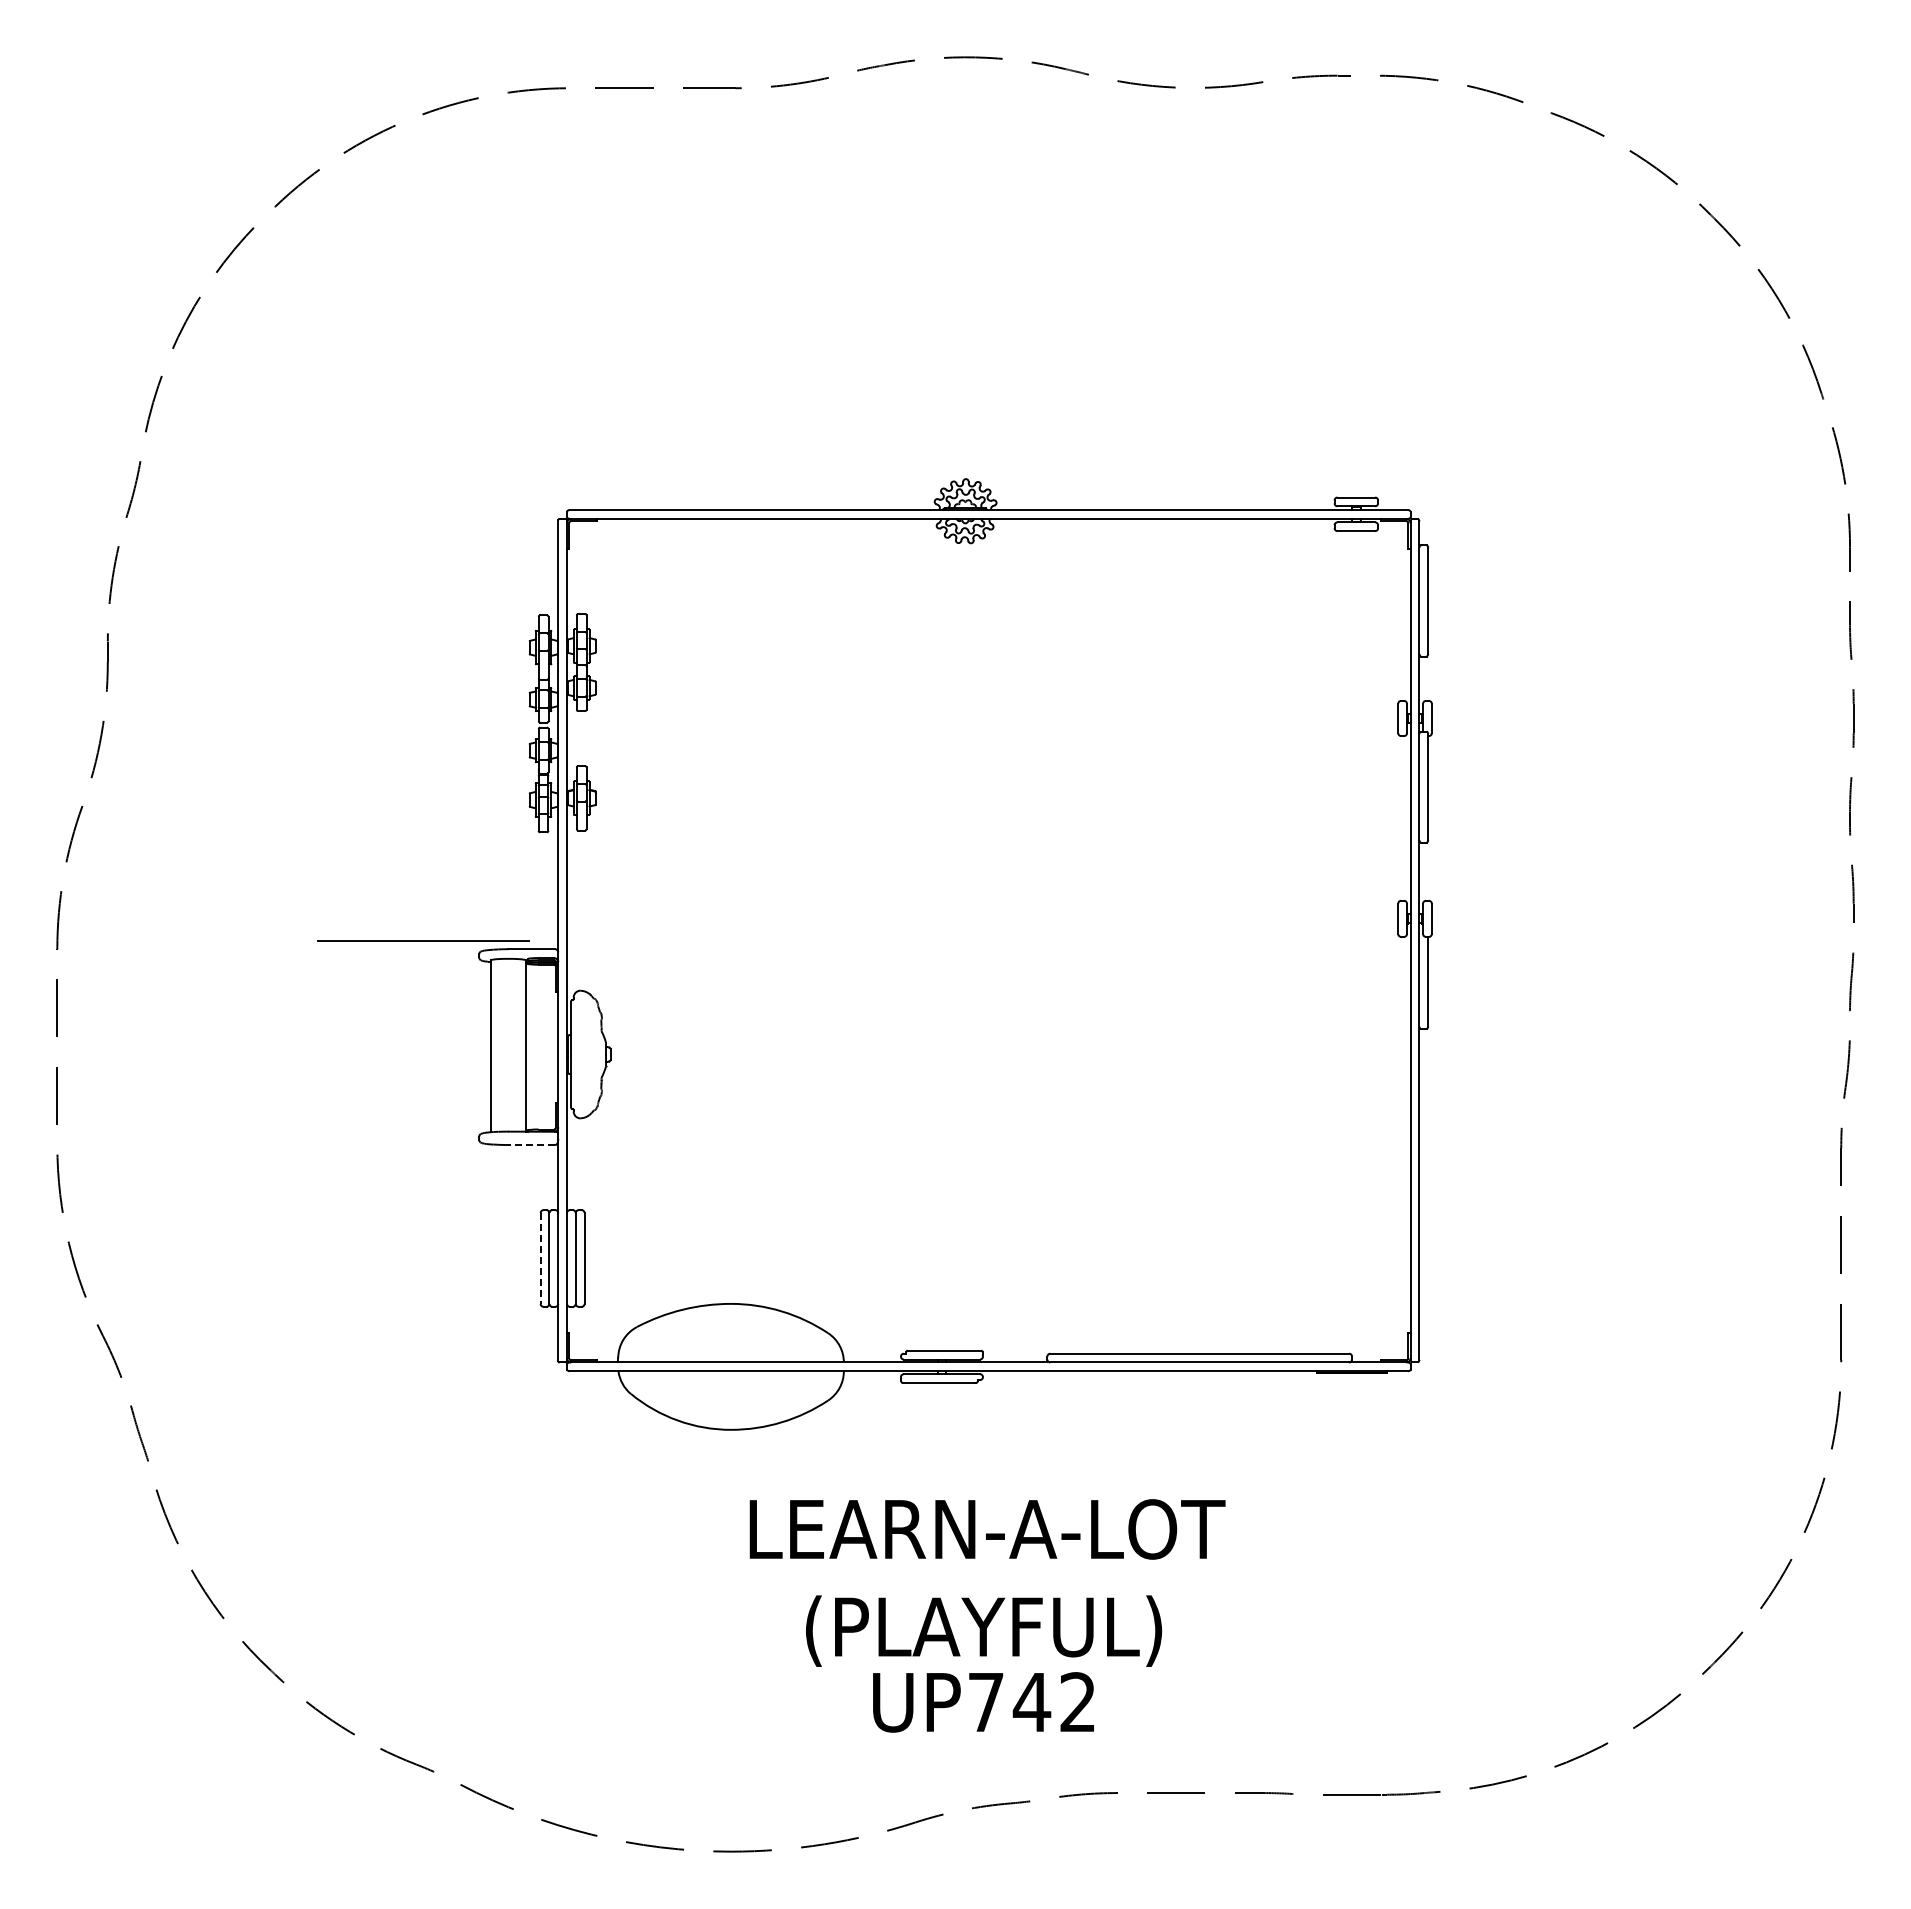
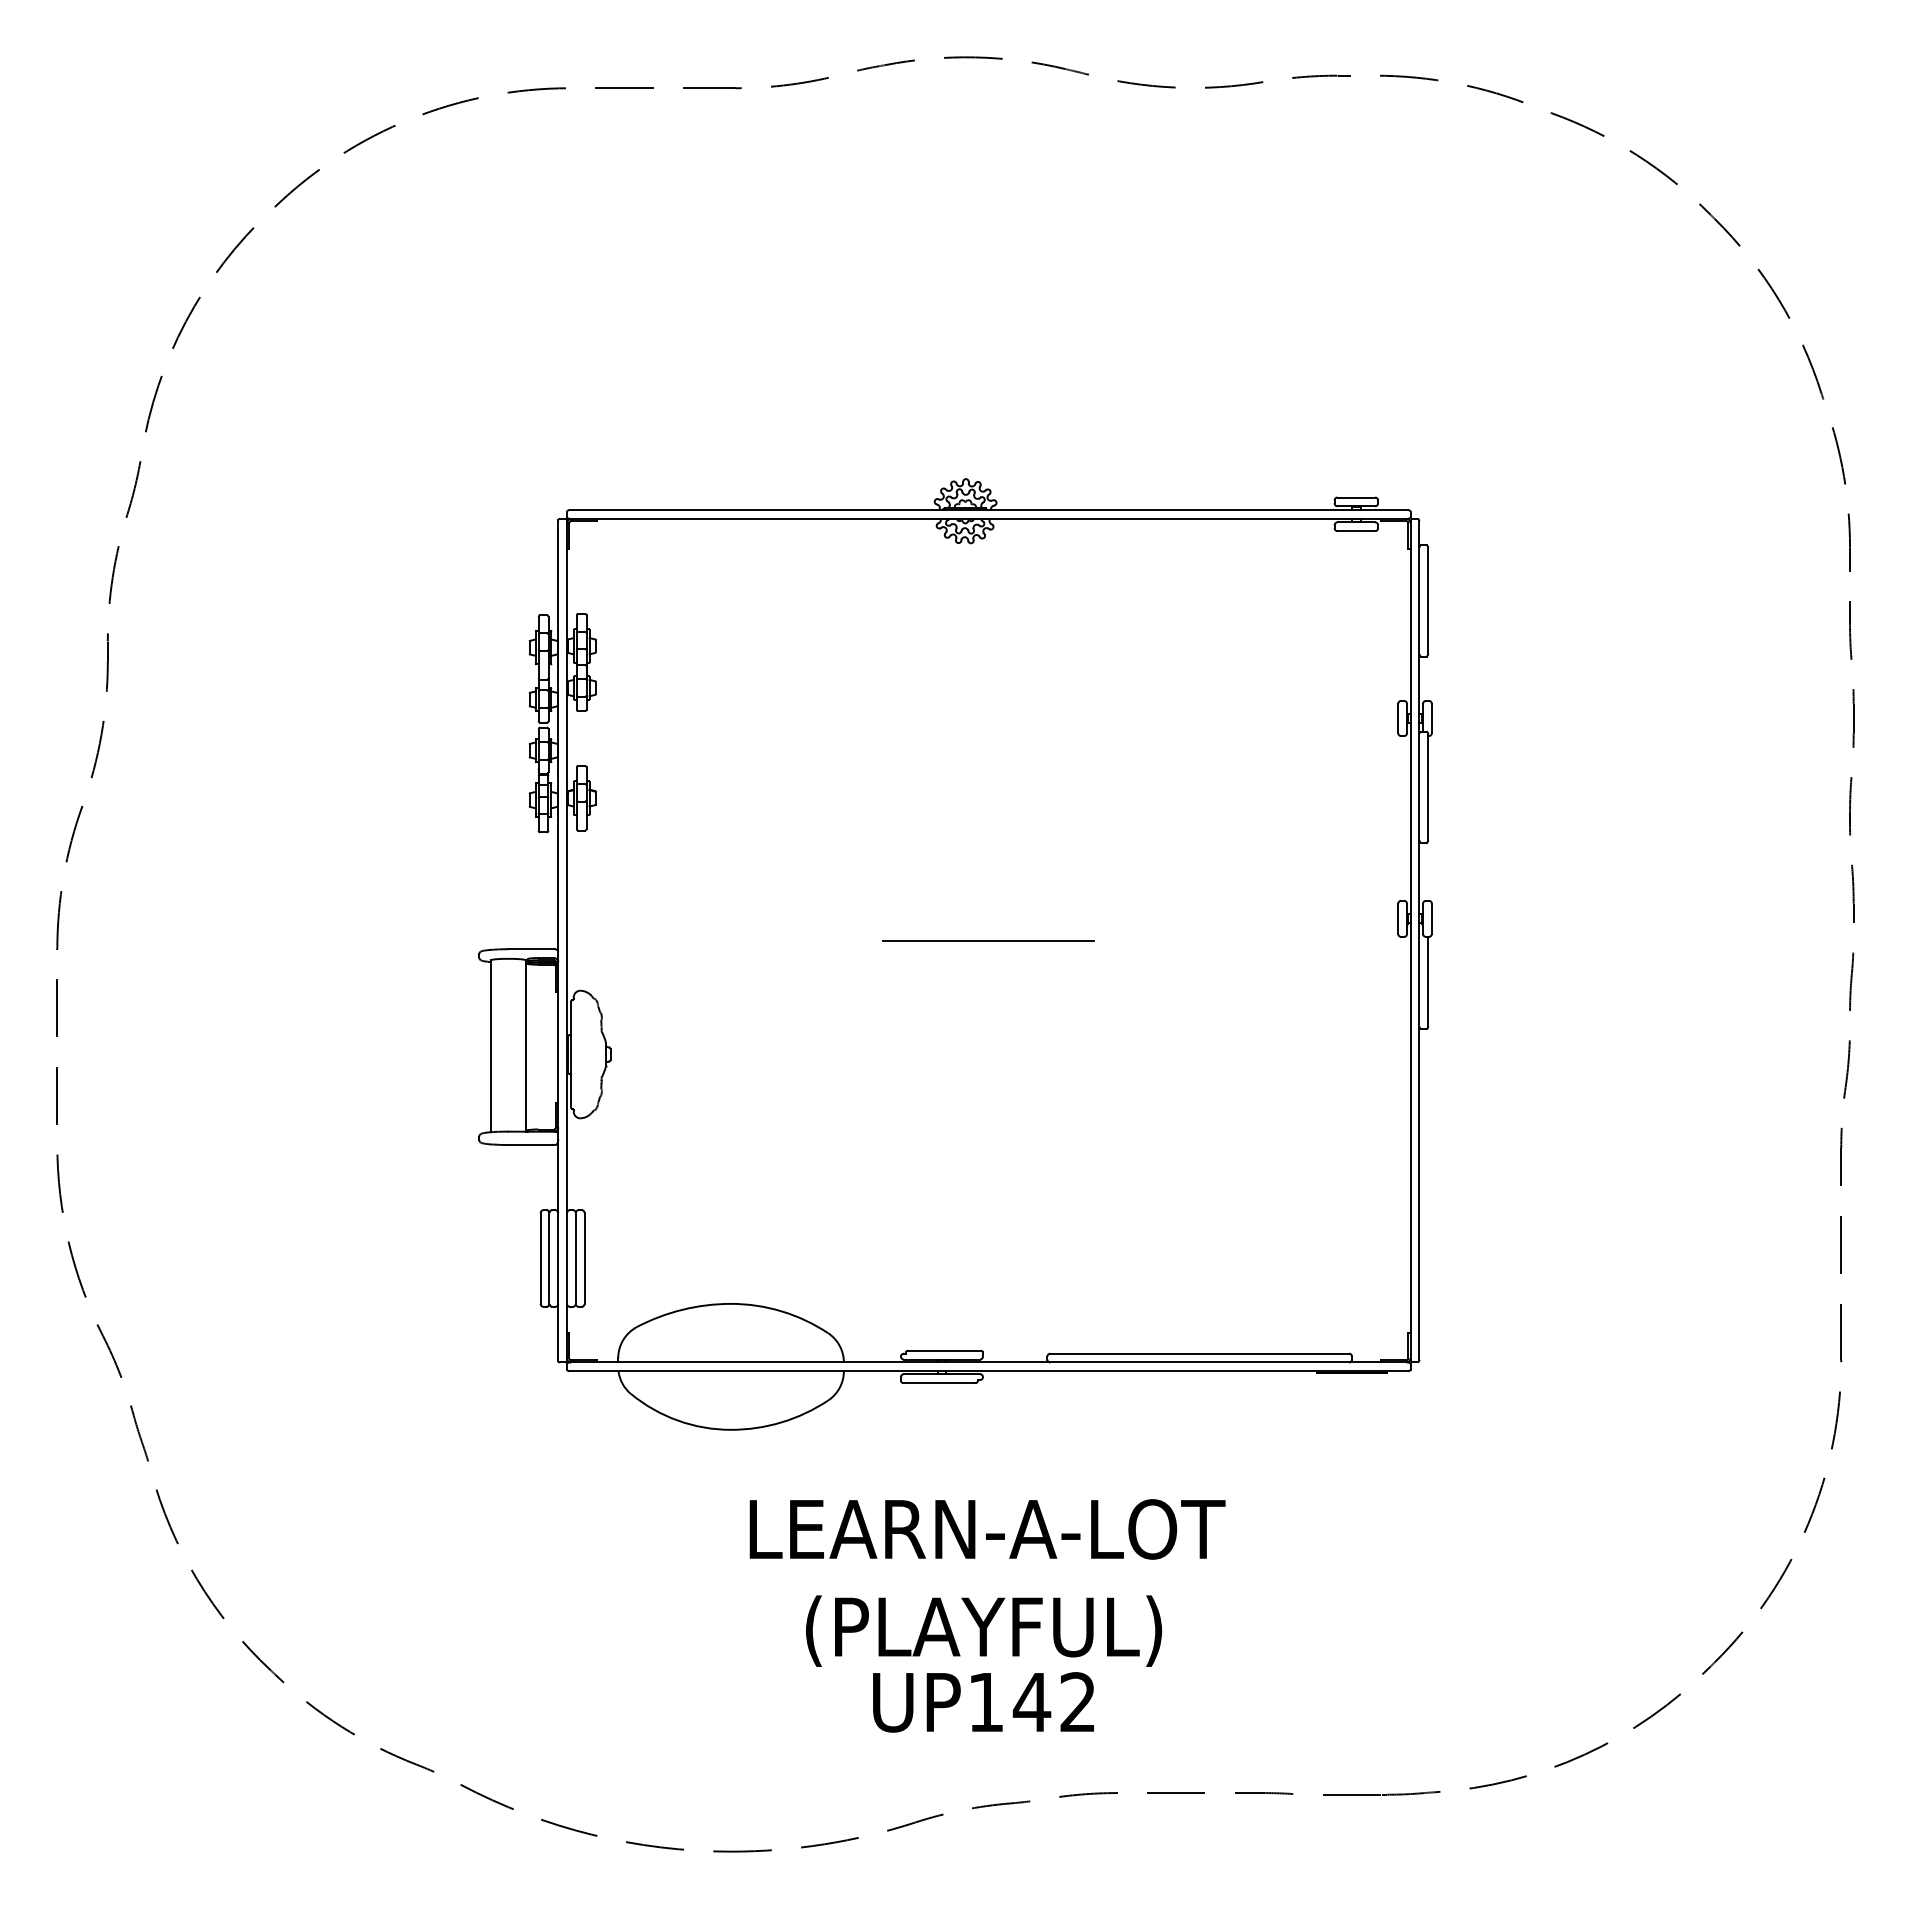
line position: (423, 940) -> (988, 940) (988, 940)
line: dashed -> solid (531, 1145)
line: dashed -> solid (540, 1258)
text: UP742 -> UP142 (986, 1702)
